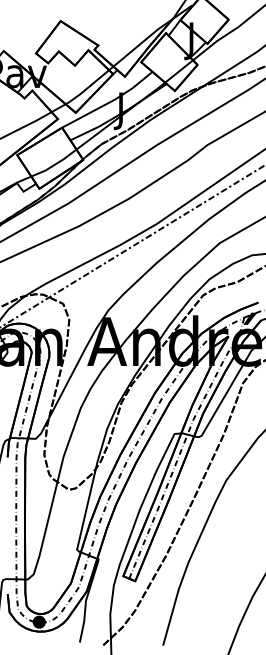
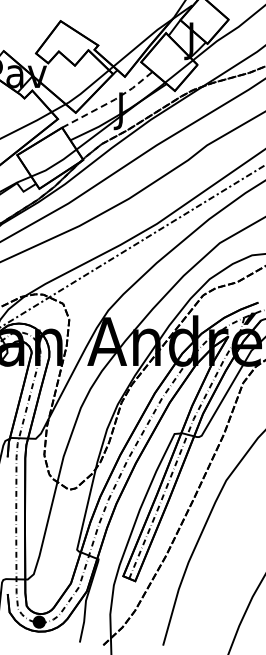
line: solid -> dashed (109, 102)
